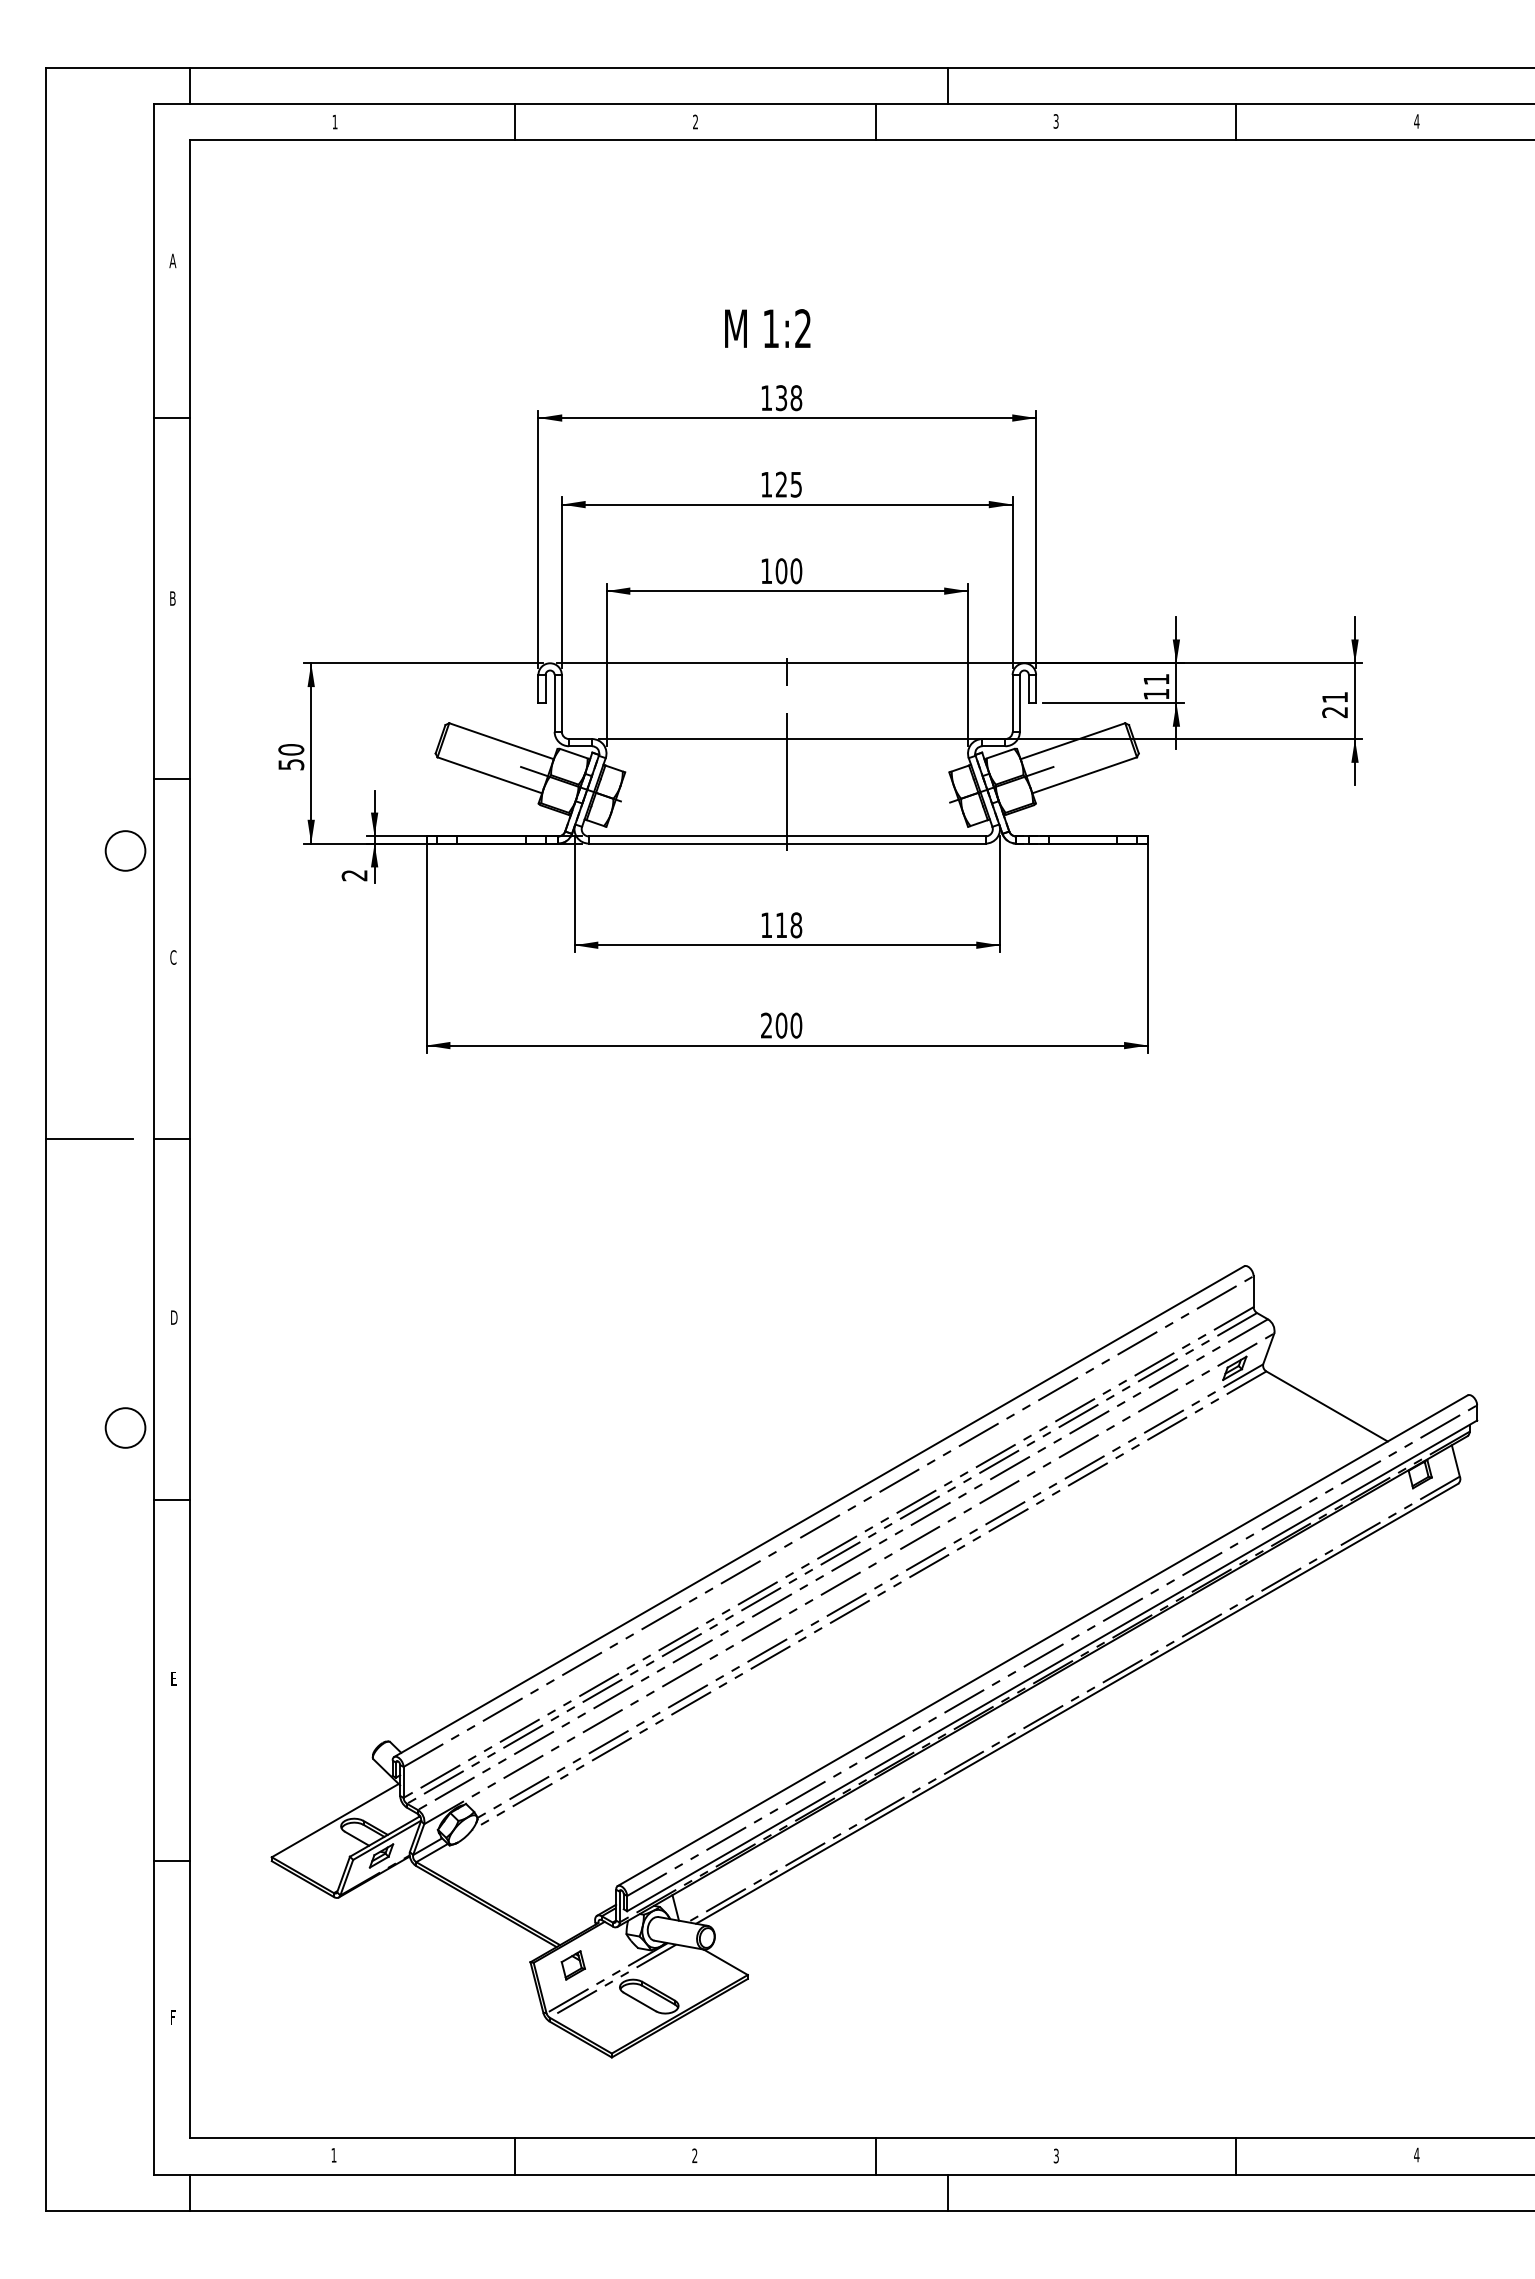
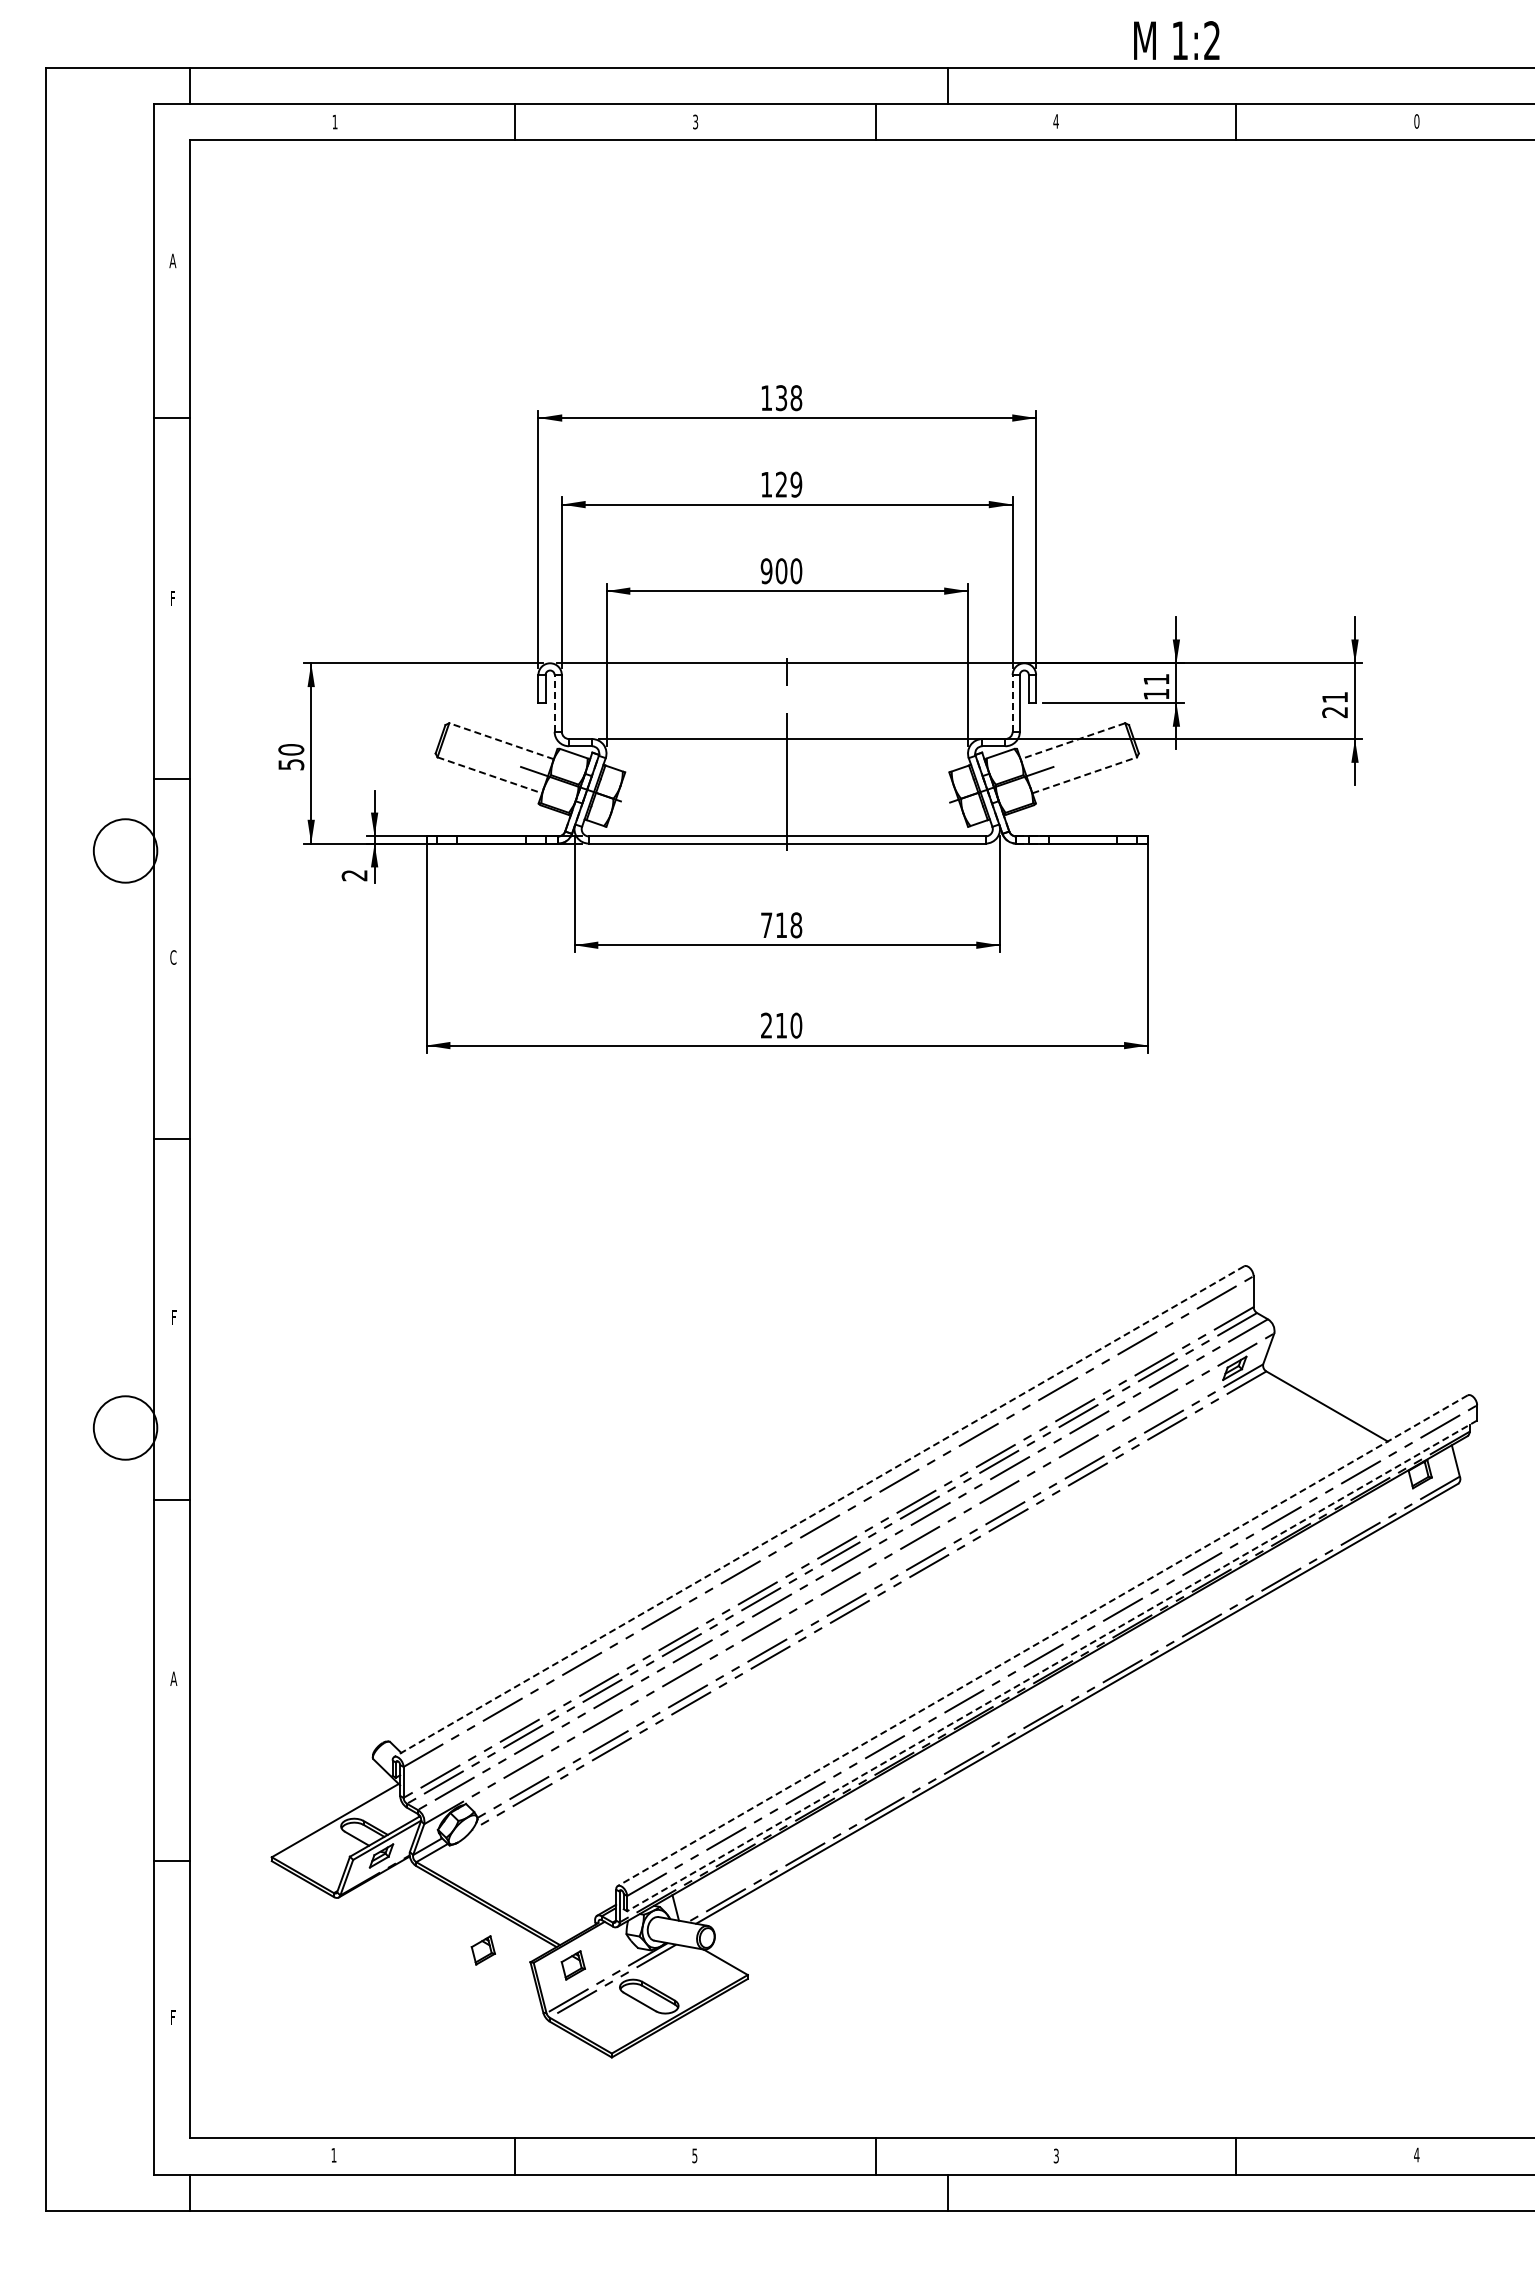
text: 3 -> 4 (1055, 121)
text: 4 -> 0 (1416, 121)
text: 2 -> 3 (695, 122)
text position: (767, 328) -> (1176, 40) (1176, 40)
text: 125 -> 129 (796, 484)
text: 100 -> 900 (766, 571)
text: B -> F (172, 598)
line: solid -> dashed (554, 702)
line: solid -> dashed (1012, 702)
line: solid -> dashed (501, 741)
line: solid -> dashed (1072, 741)
line: solid -> dashed (490, 775)
line: solid -> dashed (1085, 775)
circle diameter: 40 px -> 63 px (125, 850)
text: 118 -> 718 (766, 924)
text: 200 -> 210 (781, 1025)
line: present -> none (89, 1139)
text: D -> F (174, 1317)
circle diameter: 40 px -> 63 px (125, 1427)
line: solid -> dashed (819, 1511)
line: solid -> dashed (1042, 1640)
line: solid -> dashed (1052, 1665)
text: E -> A (173, 1678)
part: none -> present (482, 1950)
text: 2 -> 5 (694, 2155)
